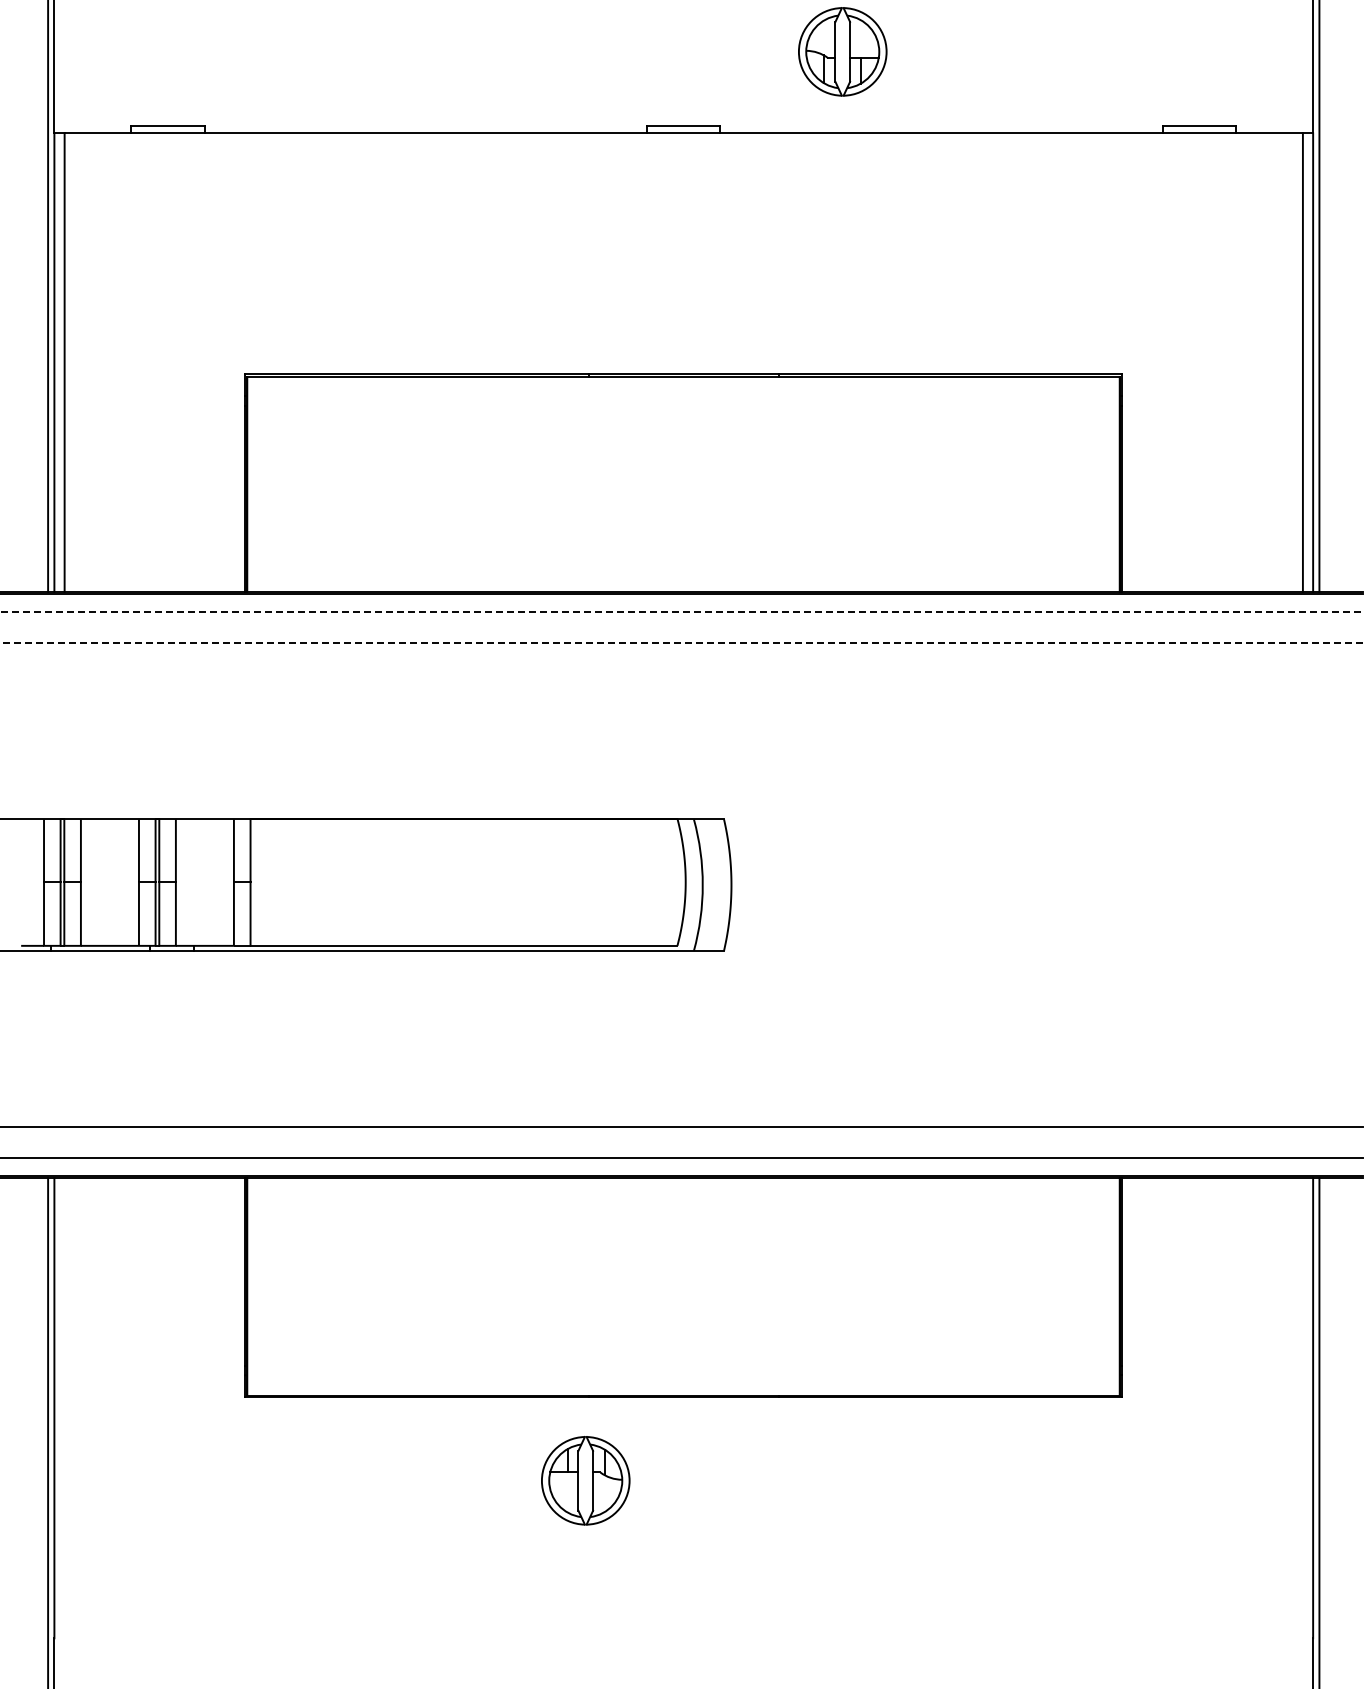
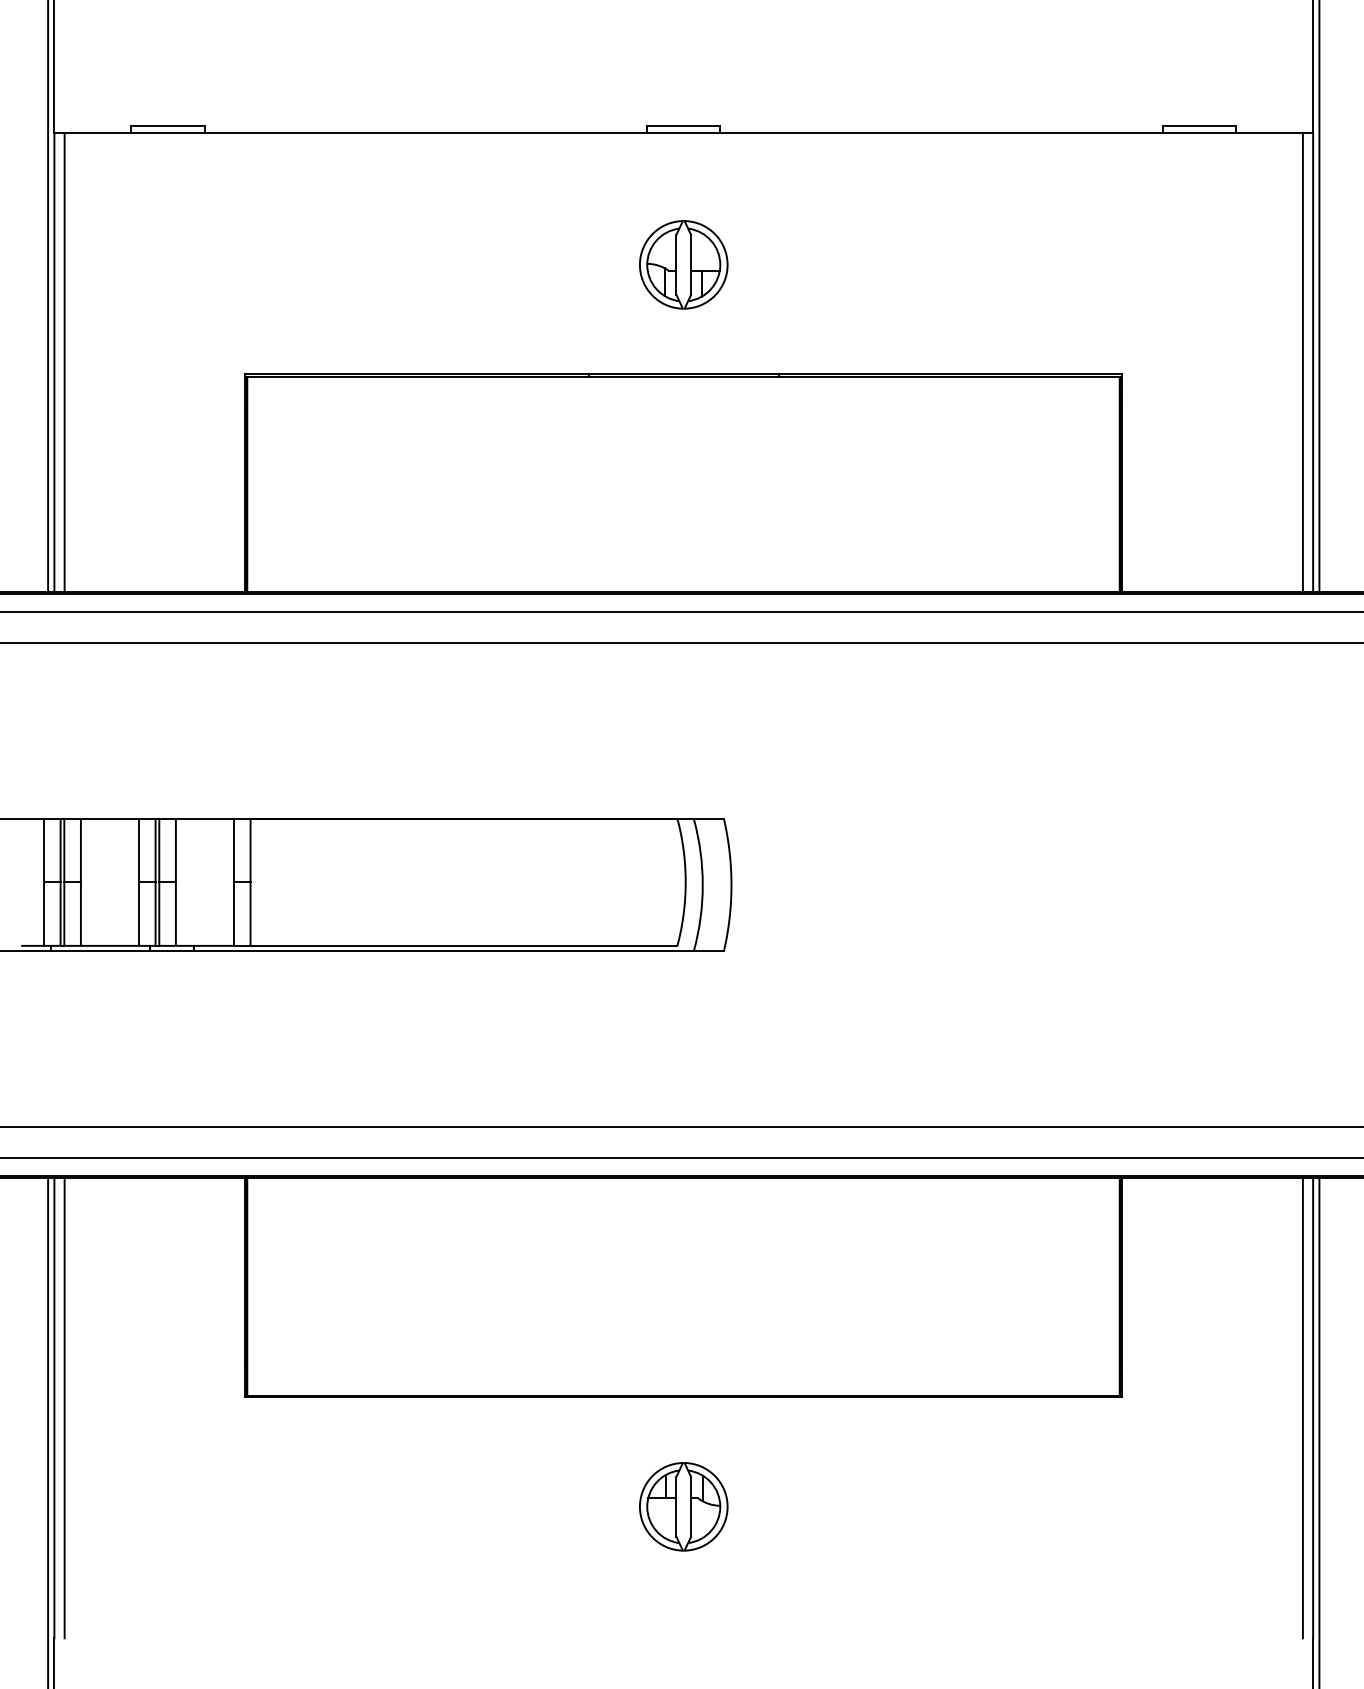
part position: (842, 51) -> (683, 264) (683, 264)
line: dashed -> solid (681, 612)
line: dashed -> solid (681, 643)
line: none -> present (64, 1408)
line: none -> present (1302, 1408)
part position: (585, 1480) -> (683, 1506) (683, 1506)
